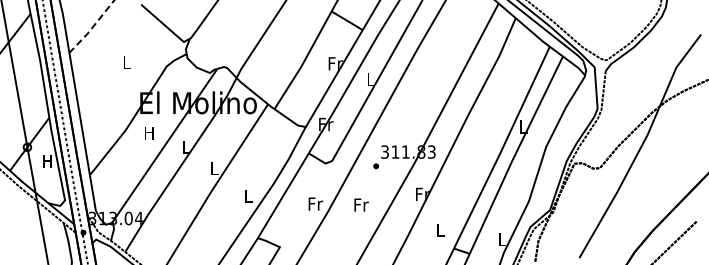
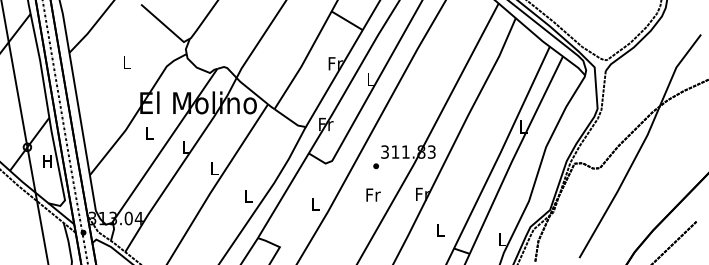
line: dashed -> solid (91, 28)
text: H -> L (149, 133)
text: Fr -> L (315, 203)
text position: (361, 204) -> (373, 194) (373, 194)
